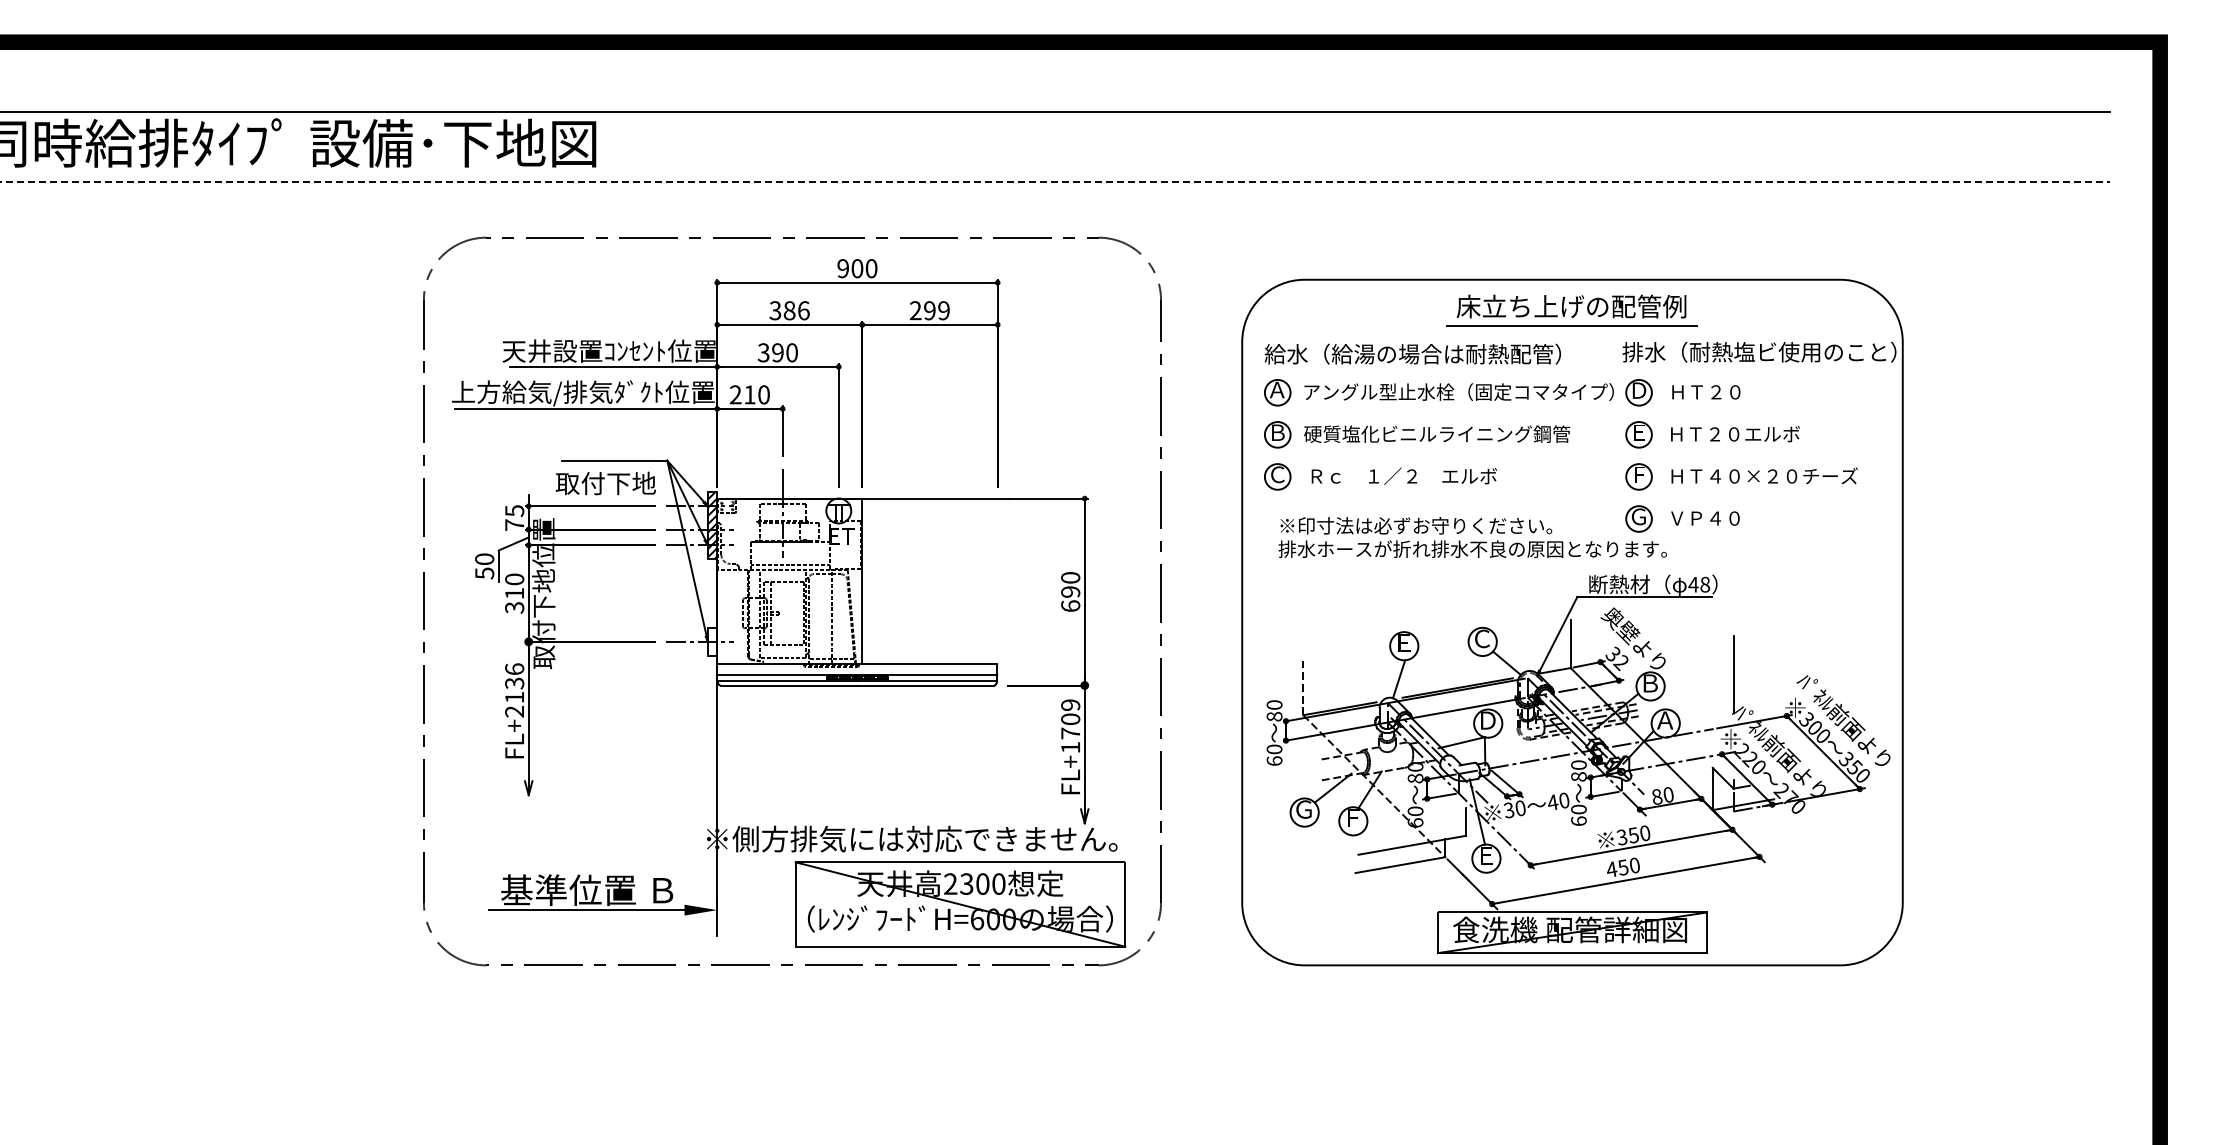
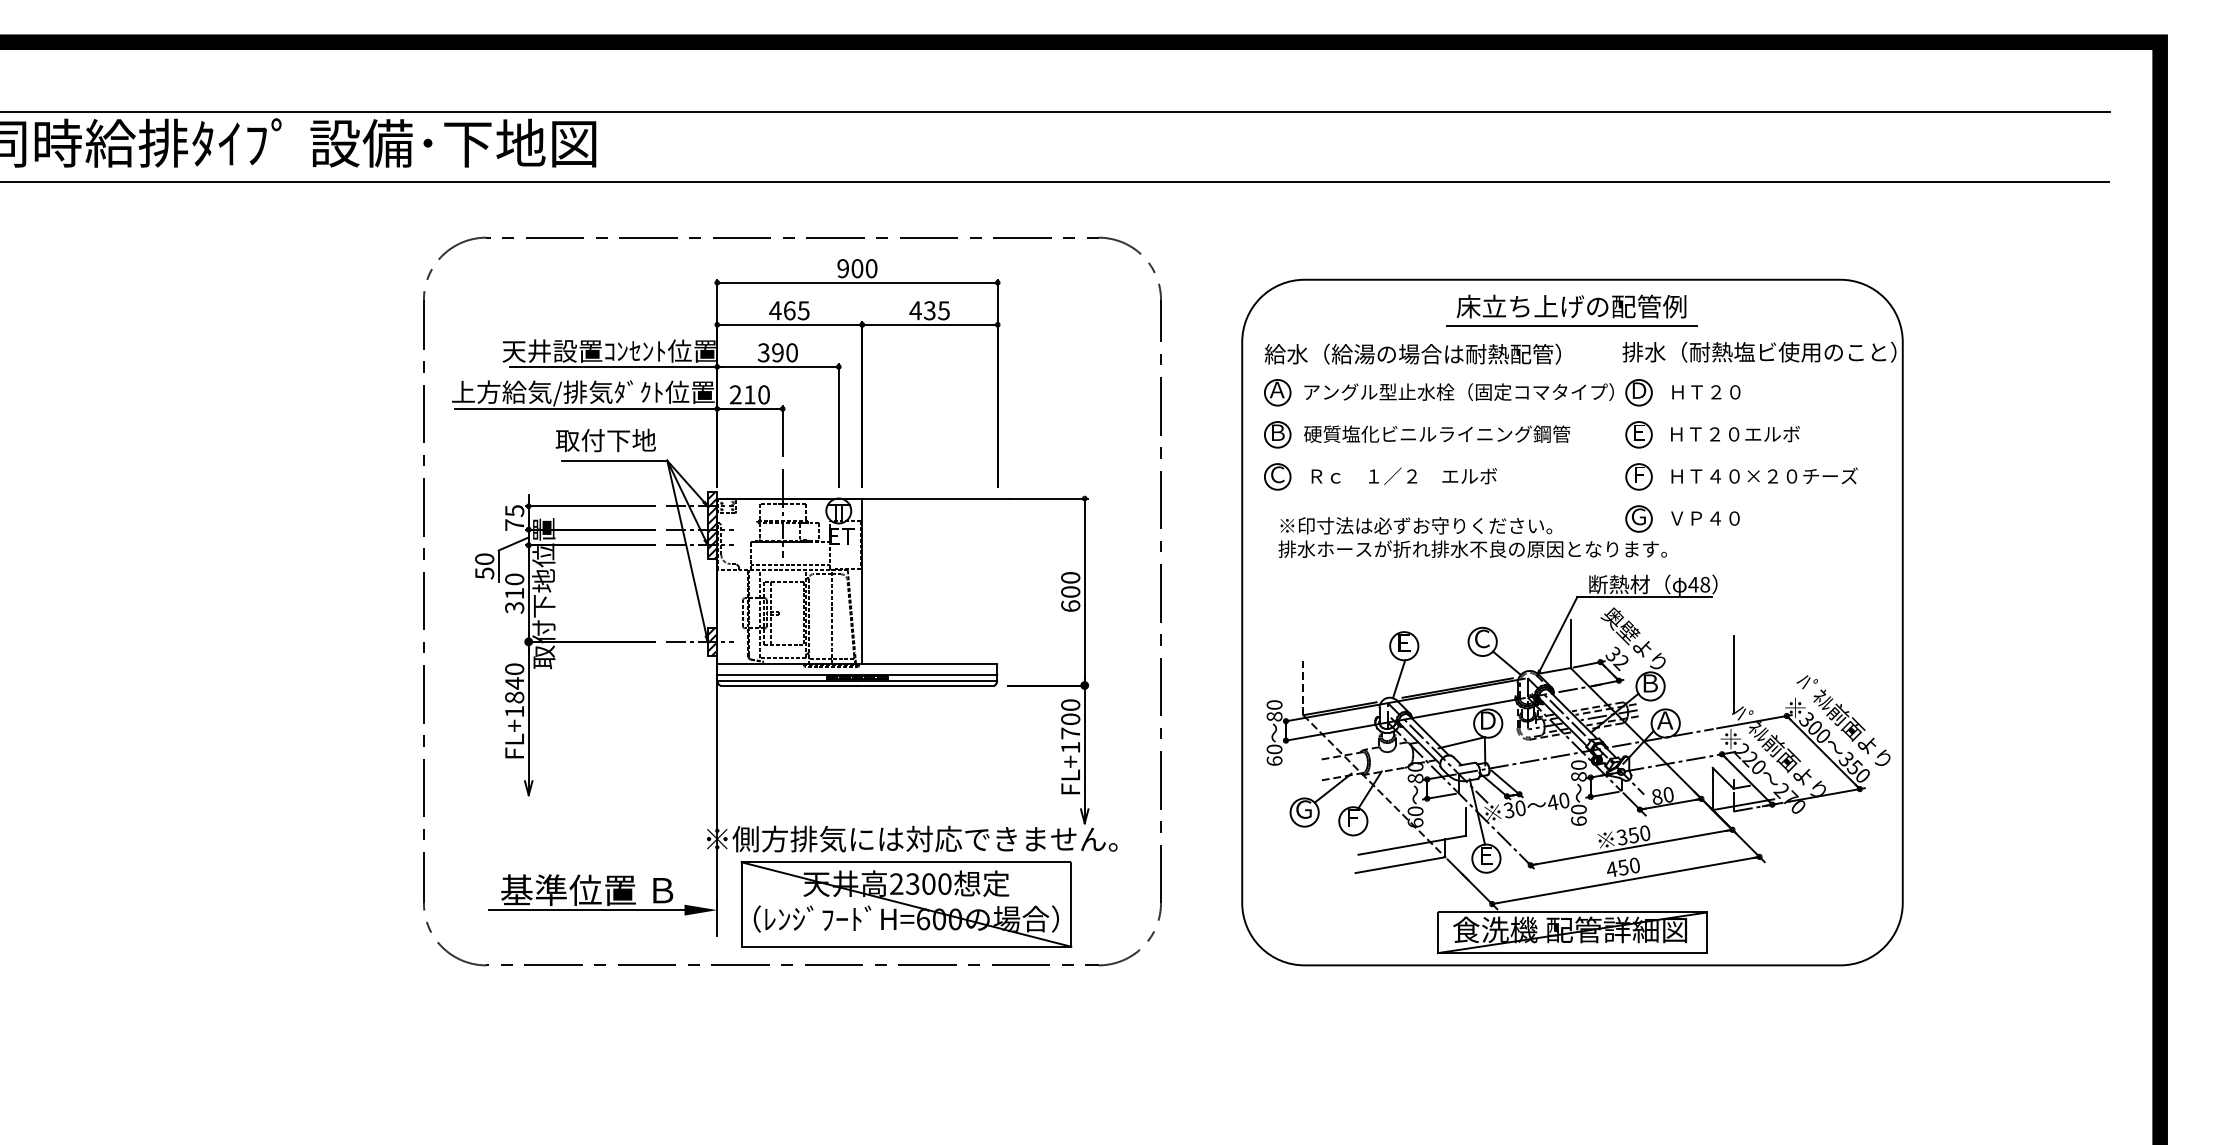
line: dashed -> solid (1054, 181)
text: 386 -> 465 (789, 310)
text: 299 -> 435 (929, 310)
text position: (605, 483) -> (605, 440) (605, 440)
text: 690 -> 600 (1070, 591)
hatch: none -> present (712, 641)
text: FL+2136 -> FL+1840 (514, 690)
text: FL+1709 -> FL+1700 (1070, 704)
part position: (960, 904) -> (906, 904) (906, 904)
